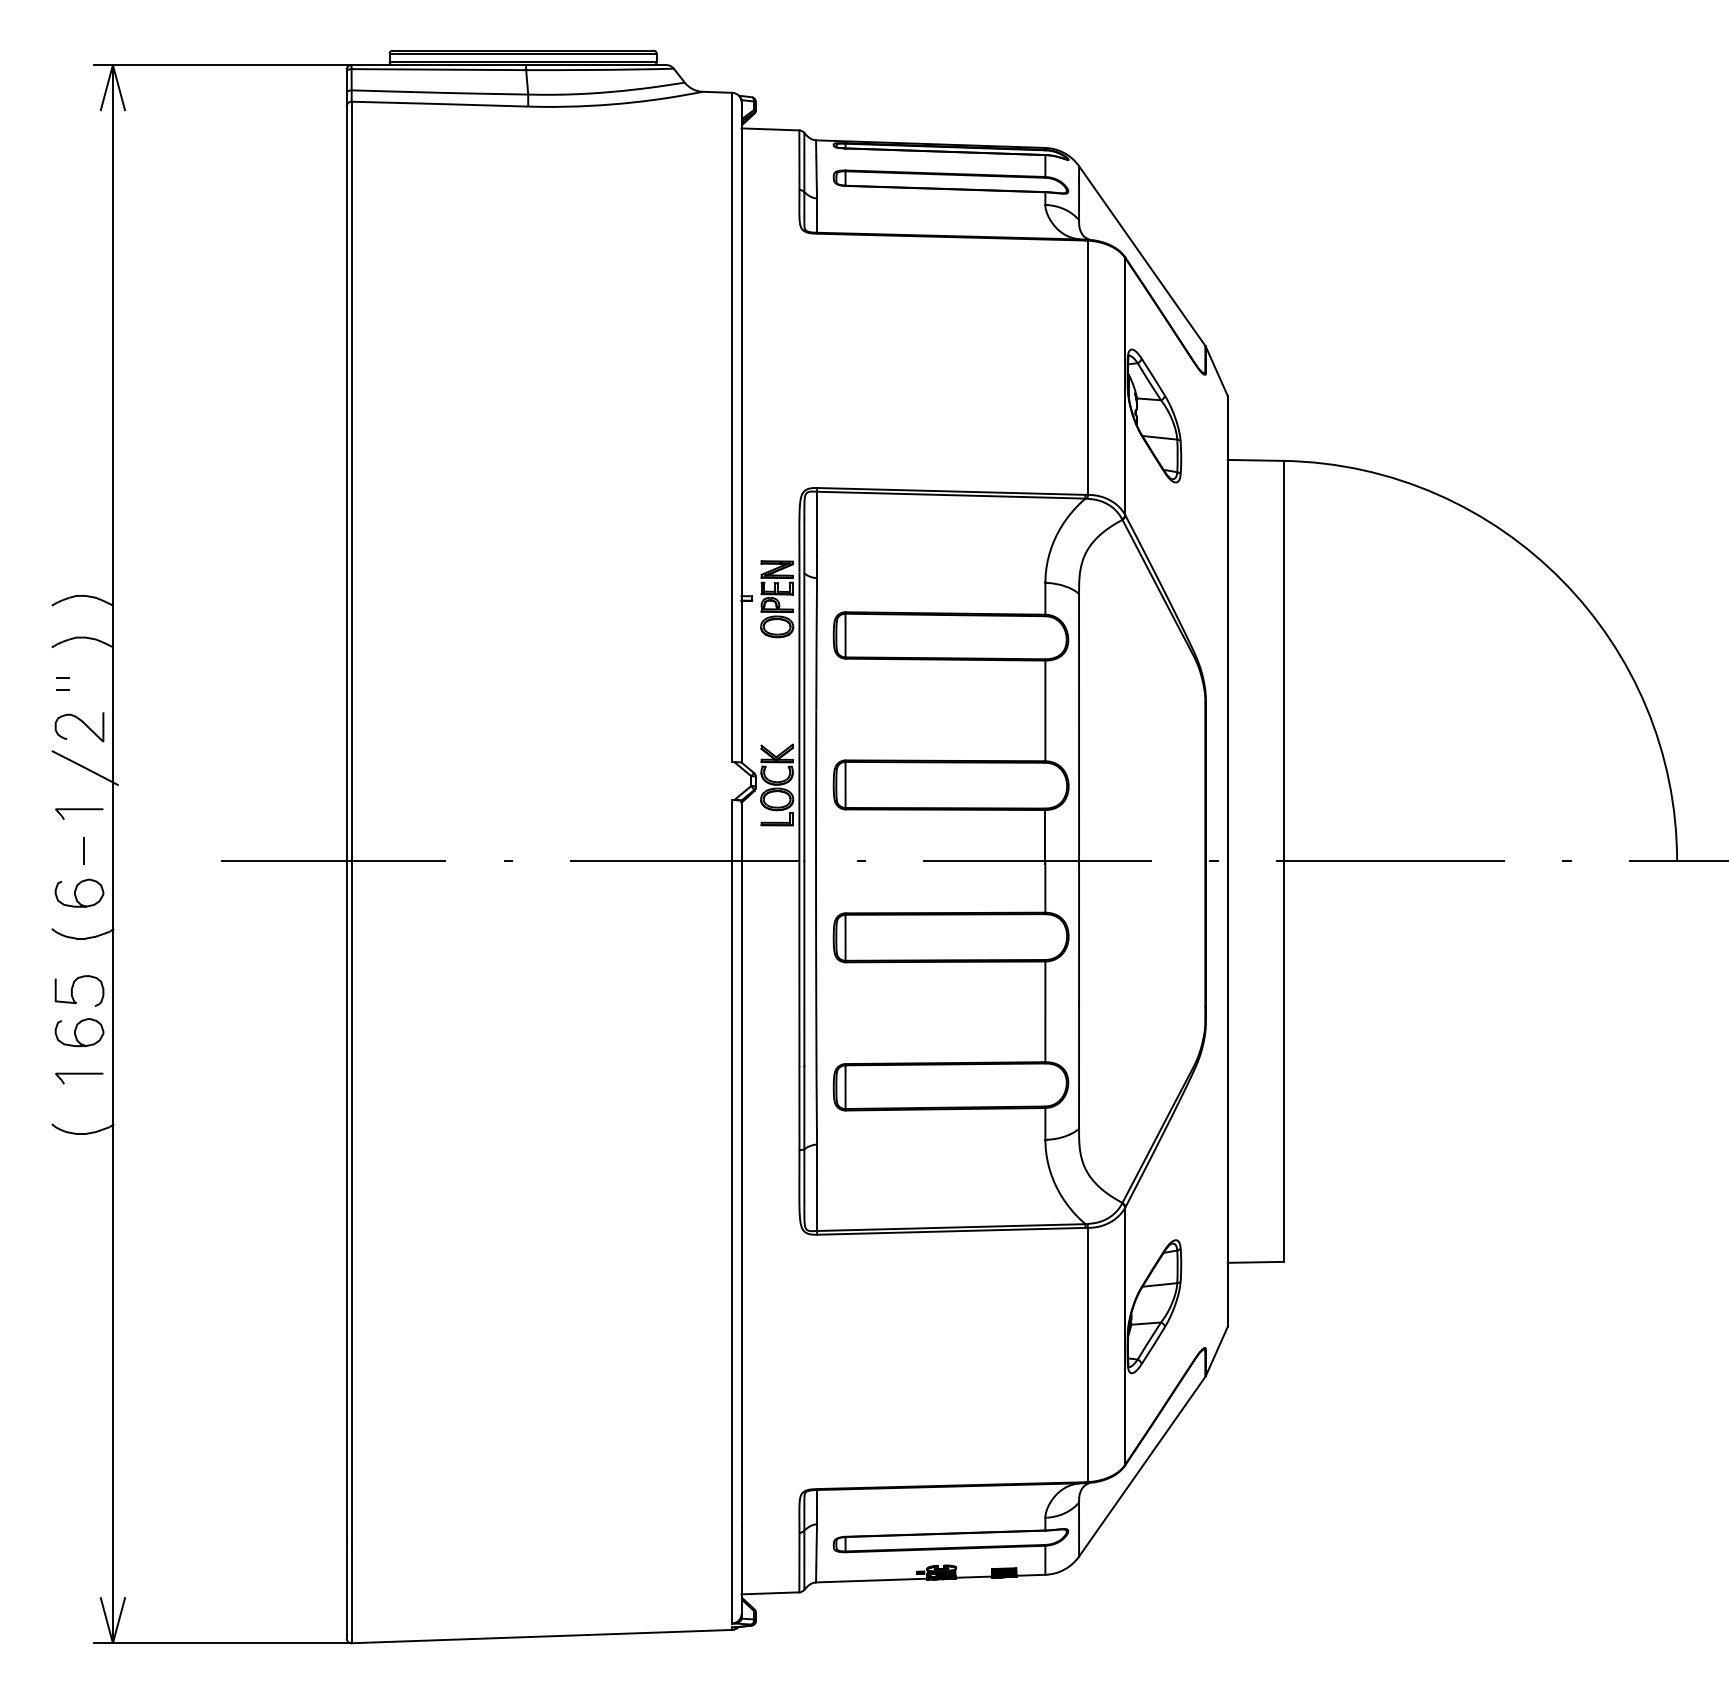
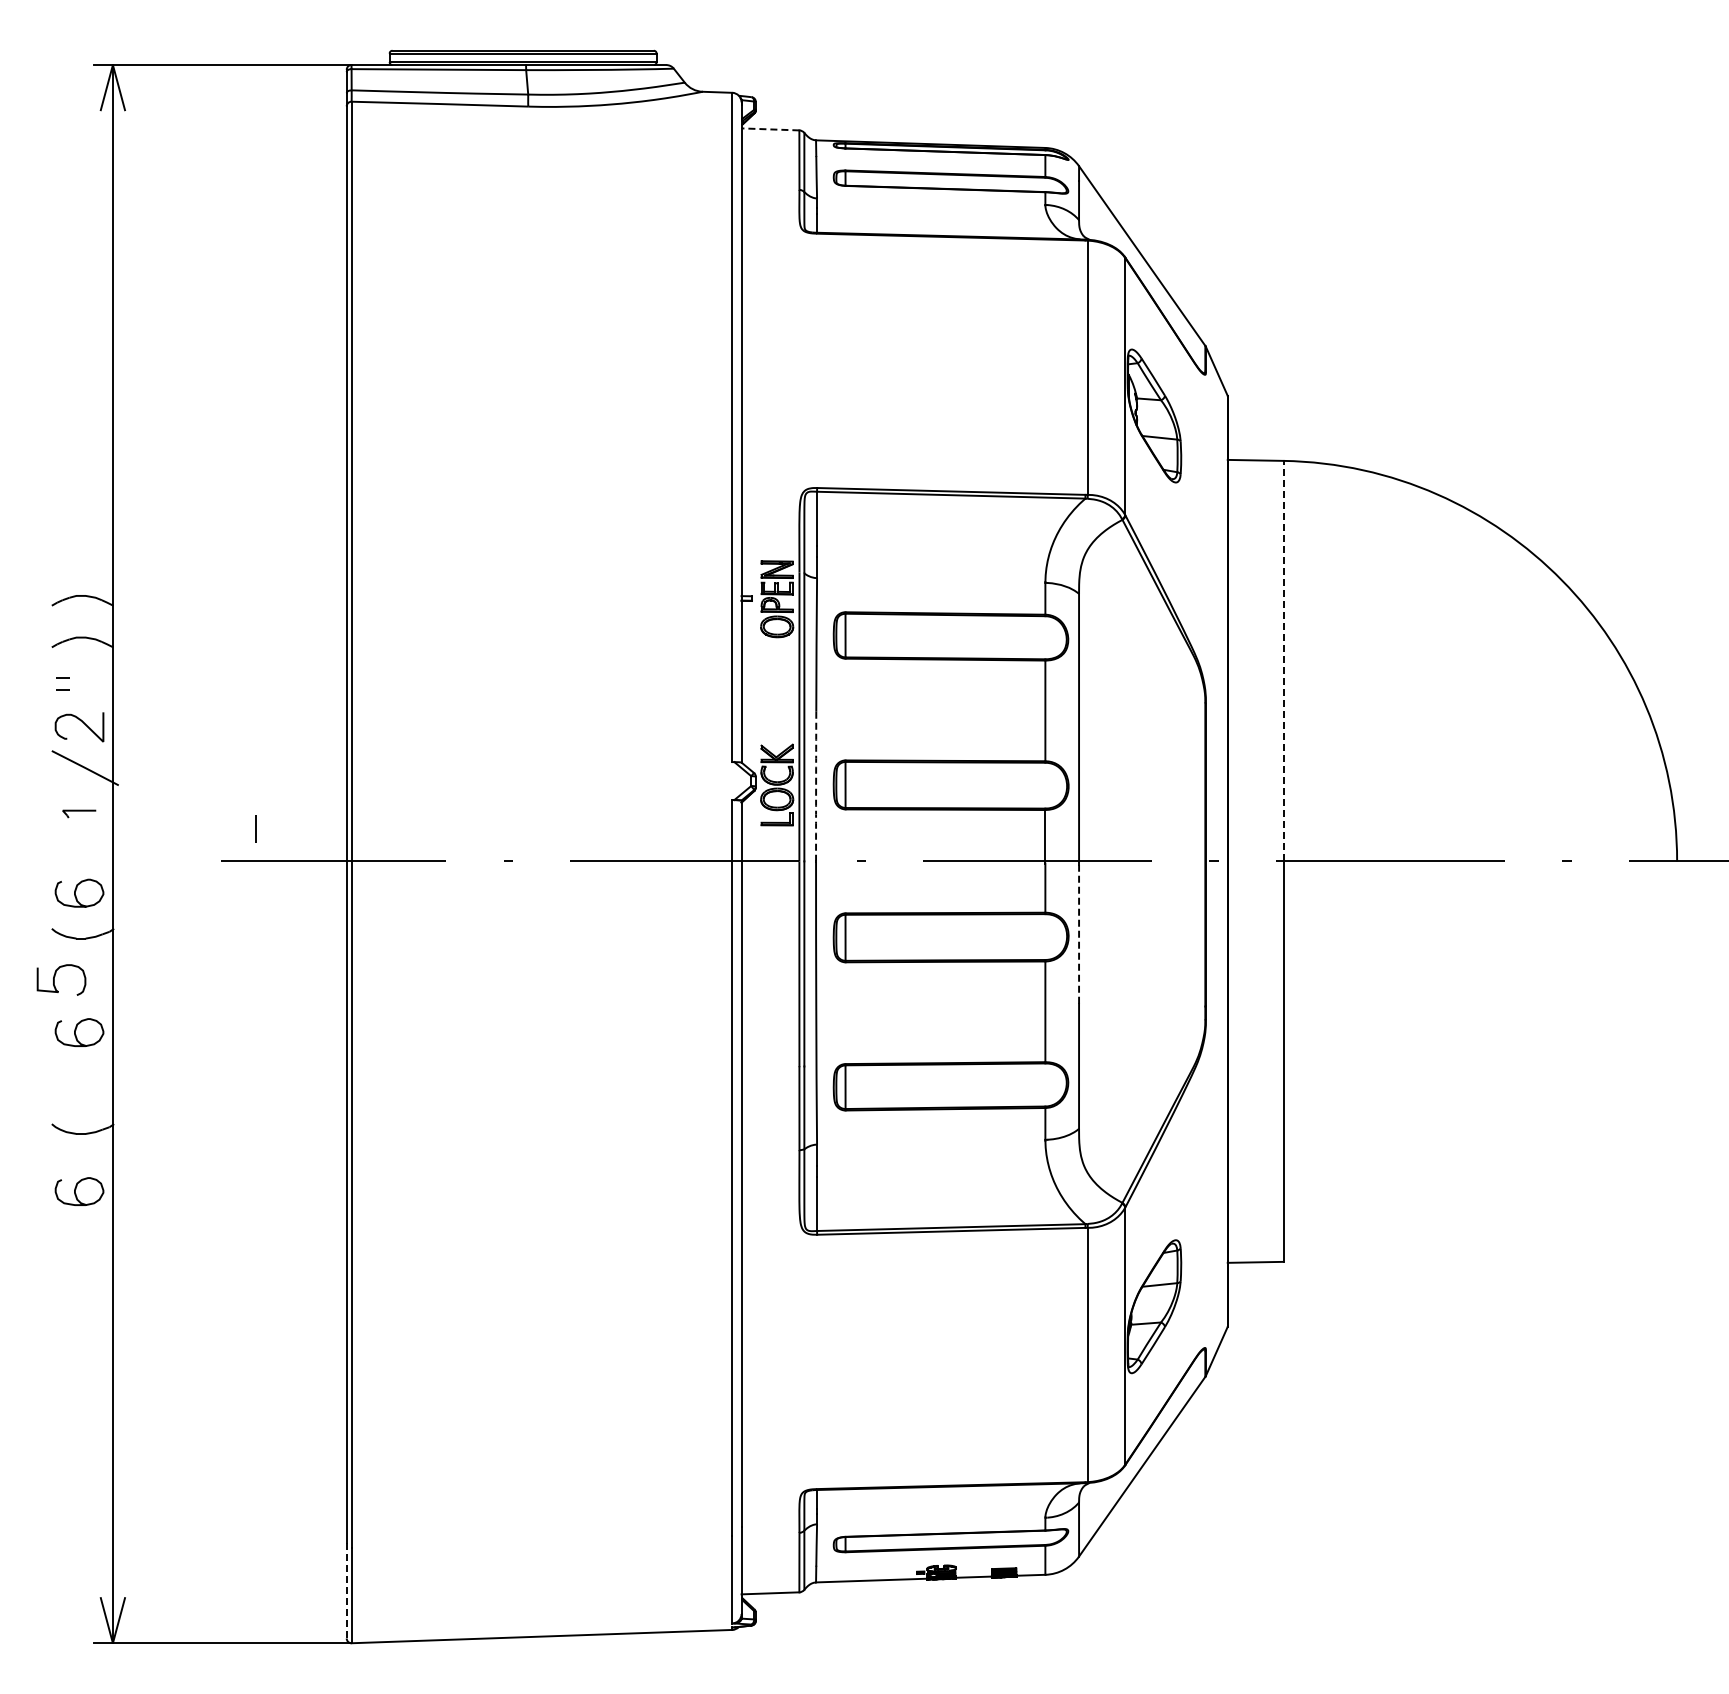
line: solid -> dashed (770, 129)
line: solid -> dashed (1283, 660)
arc: solid -> dashed (816, 786)
part size: 49x12 px -> 35x10 px (79, 813)
line position: (83, 850) -> (255, 828) (255, 828)
line: solid -> dashed (1079, 934)
curve position: (73, 987) -> (55, 976) (55, 976)
part: present -> none (79, 1078)
curve: none -> present (76, 1189)
line: solid -> dashed (346, 1590)
